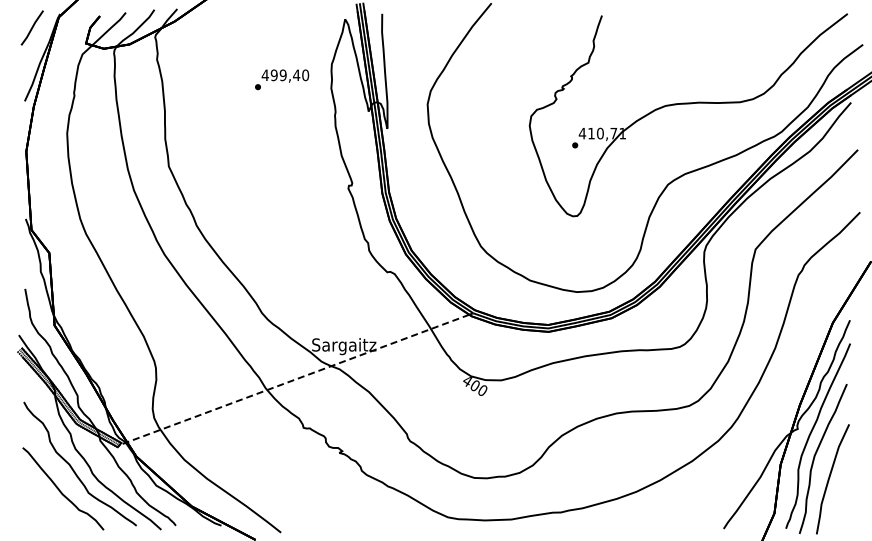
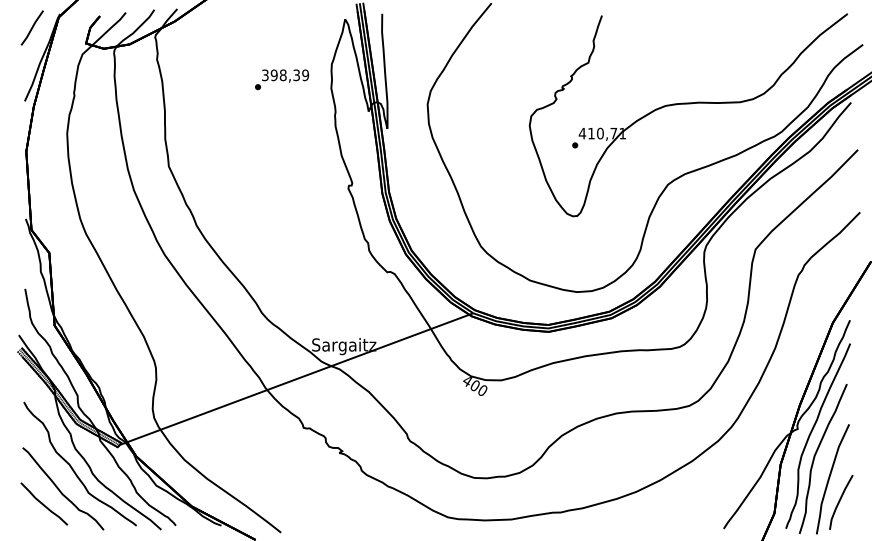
text: 499,40 -> 398,39 (284, 75)
line: dashed -> solid (294, 379)
line: none -> present (840, 501)
curve: none -> present (43, 503)
